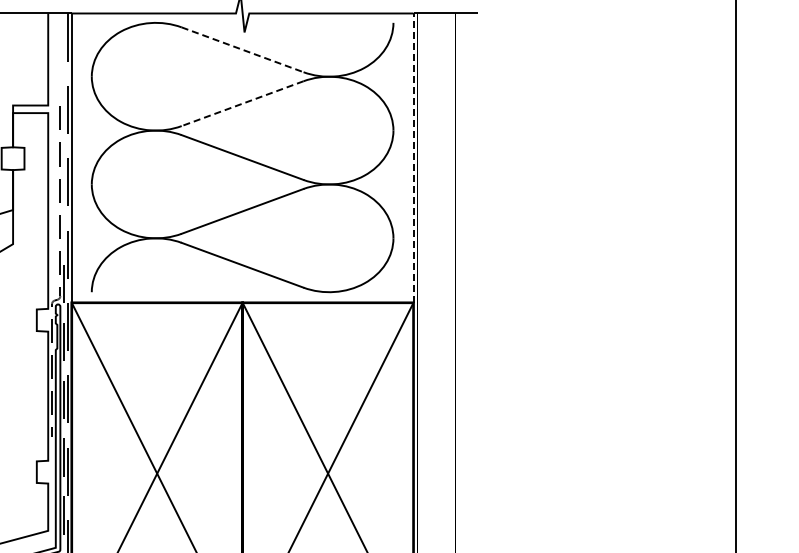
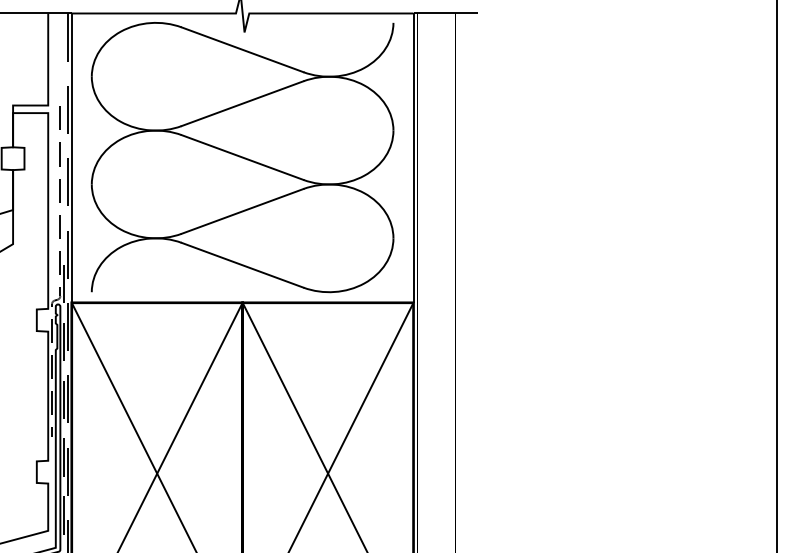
line: dashed -> solid (242, 49)
line: dashed -> solid (242, 103)
line: dashed -> solid (413, 158)
line position: (736, 275) -> (777, 275) (777, 275)
